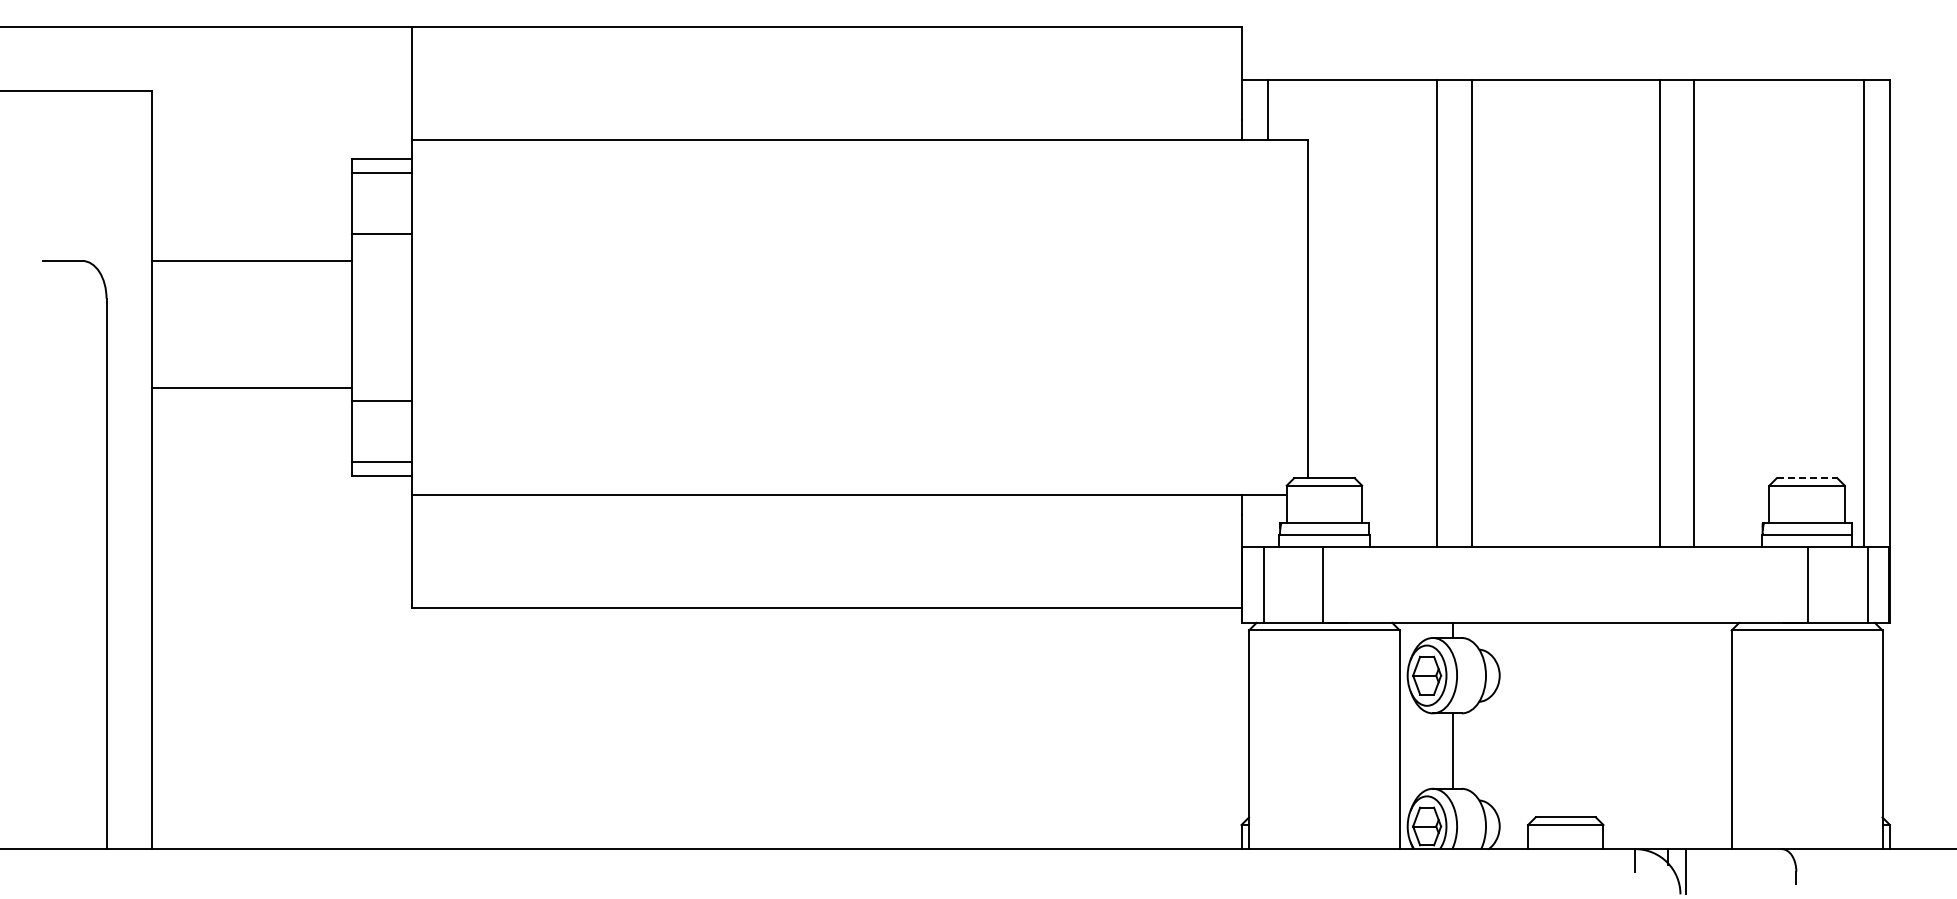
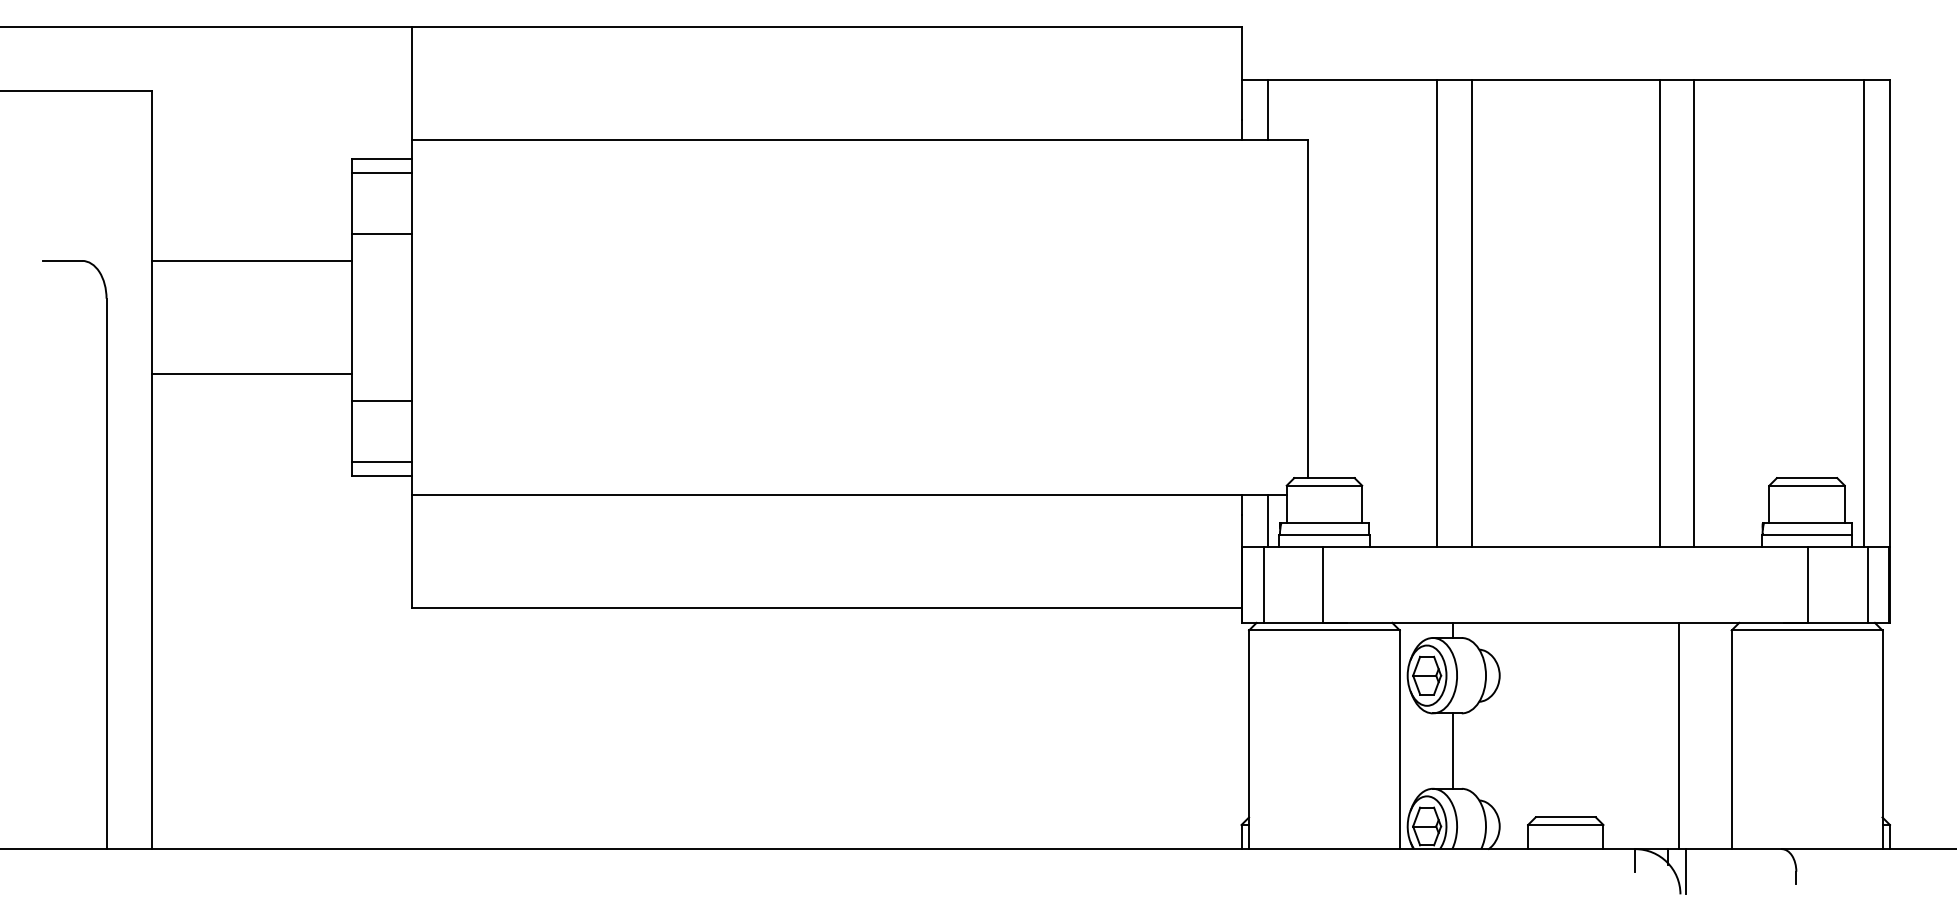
line position: (251, 388) -> (251, 374) (251, 374)
line: dashed -> solid (1807, 478)
line: none -> present (1267, 520)
line: none -> present (1678, 735)
